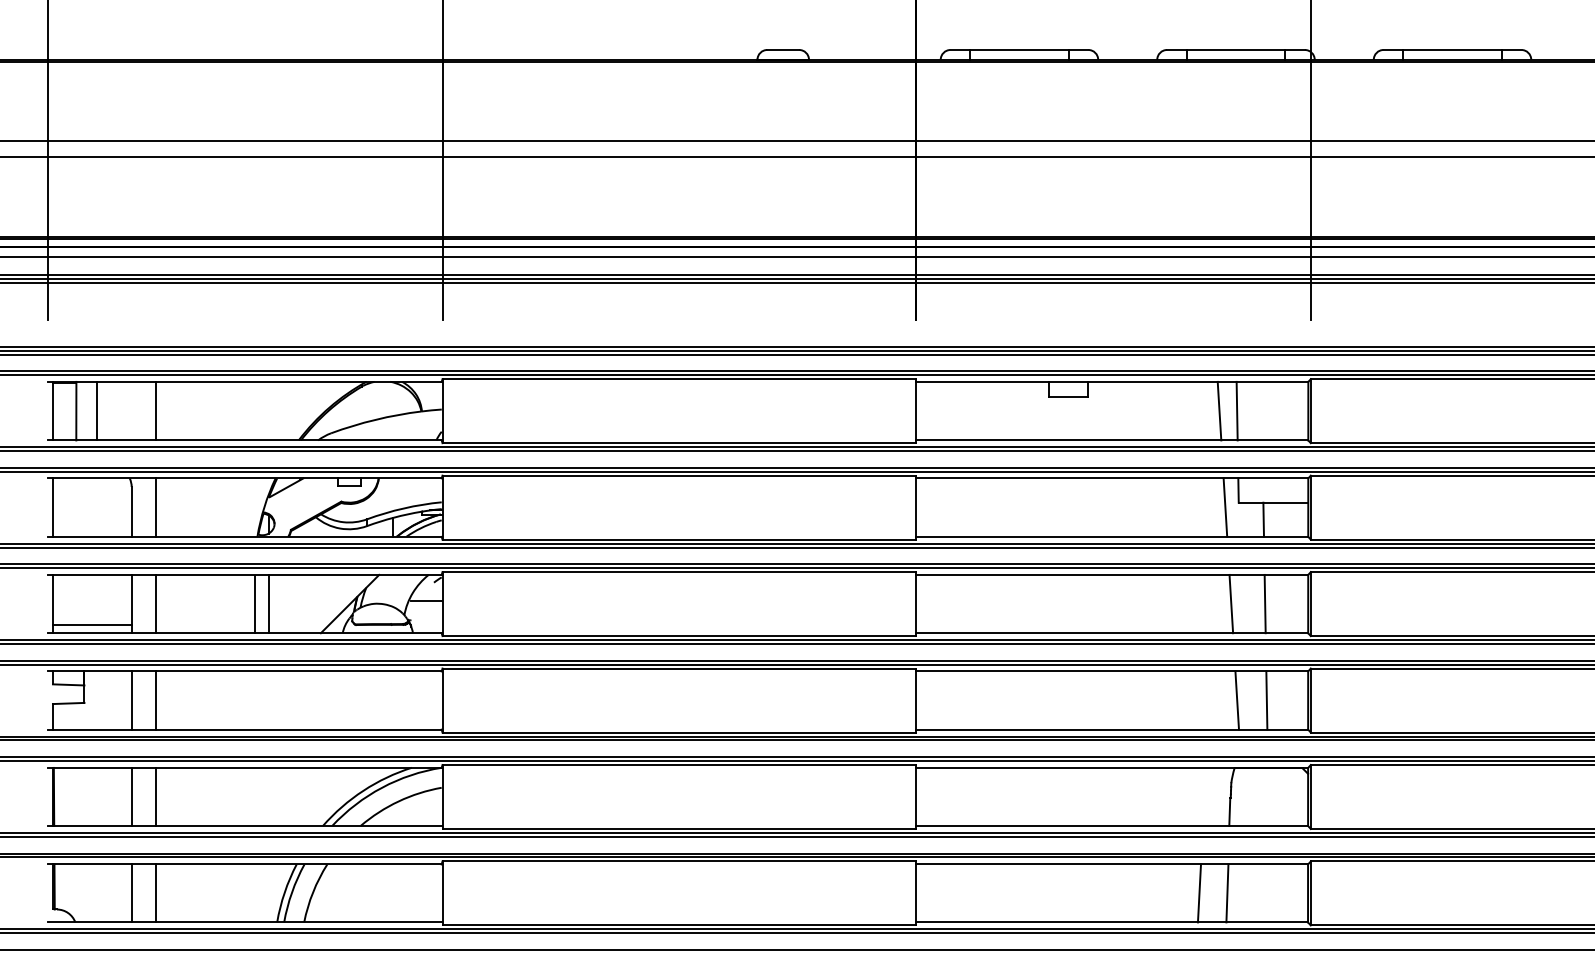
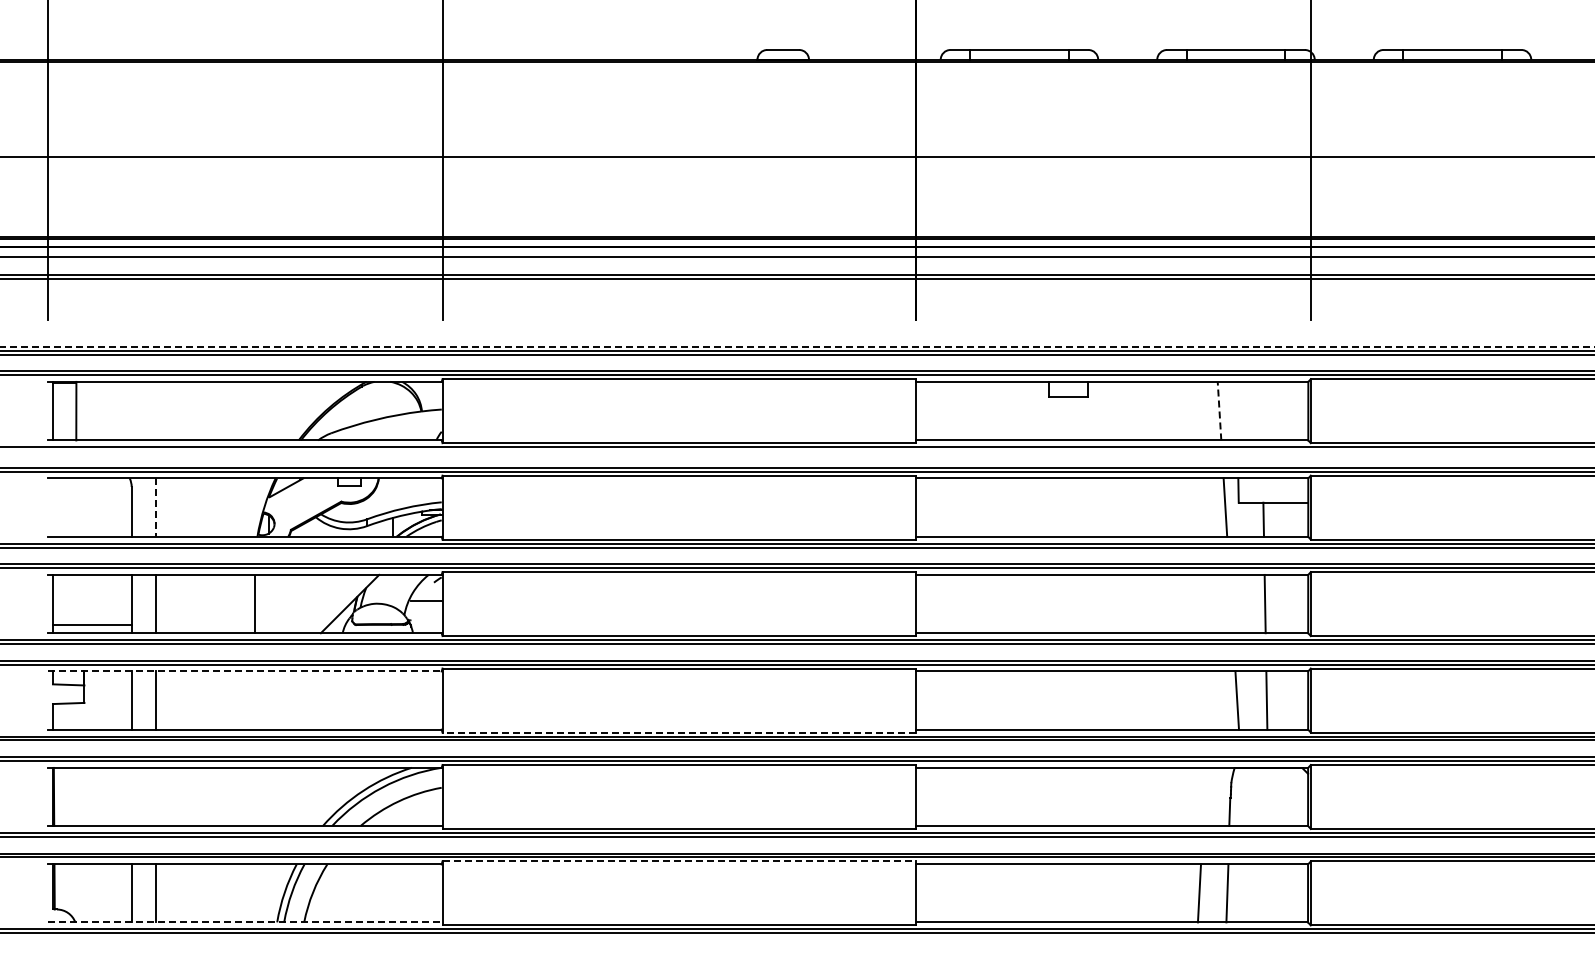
line: present -> none (796, 140)
line: present -> none (796, 282)
line: solid -> dashed (797, 346)
line: present -> none (97, 410)
line: present -> none (156, 410)
line: solid -> dashed (1219, 410)
line: present -> none (1236, 410)
line: present -> none (796, 451)
line: present -> none (52, 507)
line: solid -> dashed (156, 508)
line: present -> none (268, 603)
line: present -> none (1231, 603)
line: solid -> dashed (244, 671)
line: solid -> dashed (679, 732)
line: present -> none (131, 796)
line: present -> none (156, 796)
line: solid -> dashed (679, 861)
line: solid -> dashed (244, 922)
line: present -> none (796, 950)
